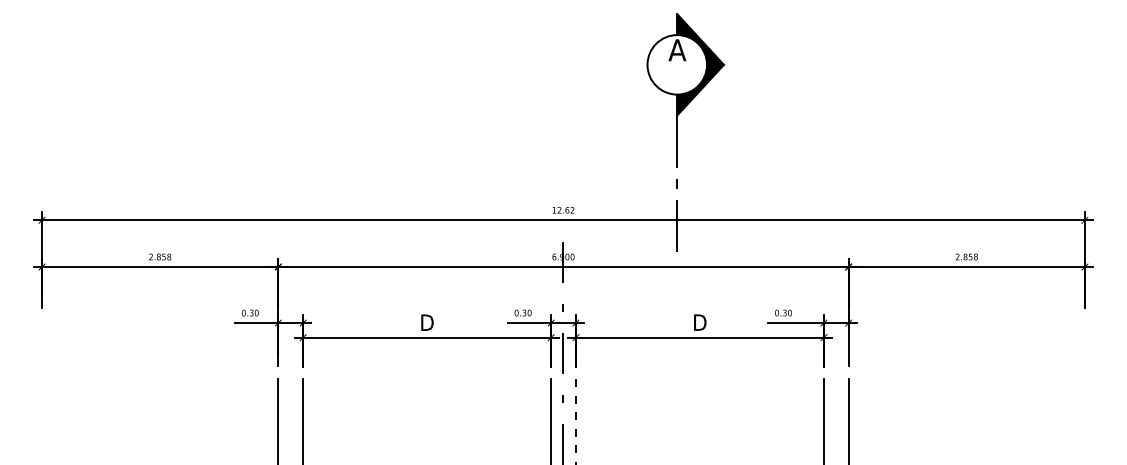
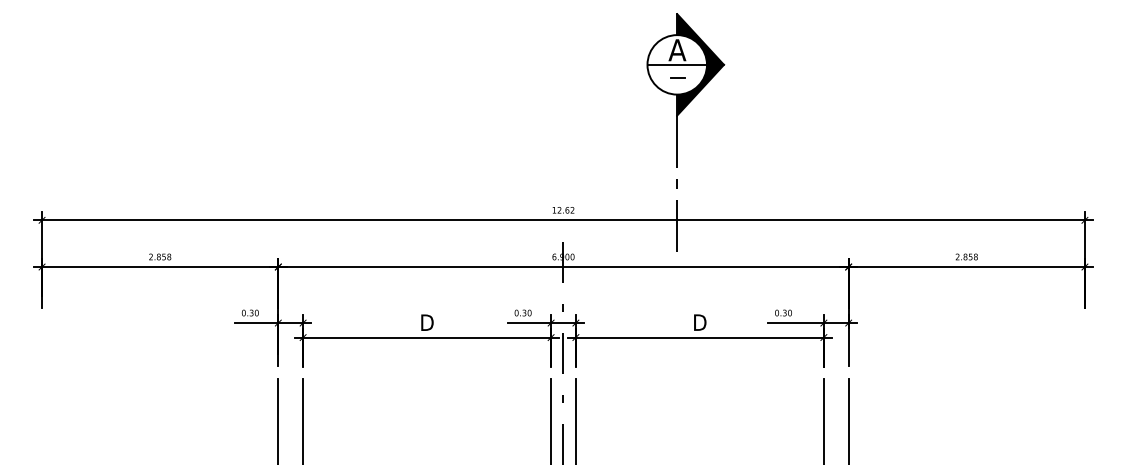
line: none -> present (677, 64)
line: none -> present (677, 77)
line: dashed -> solid (575, 421)
